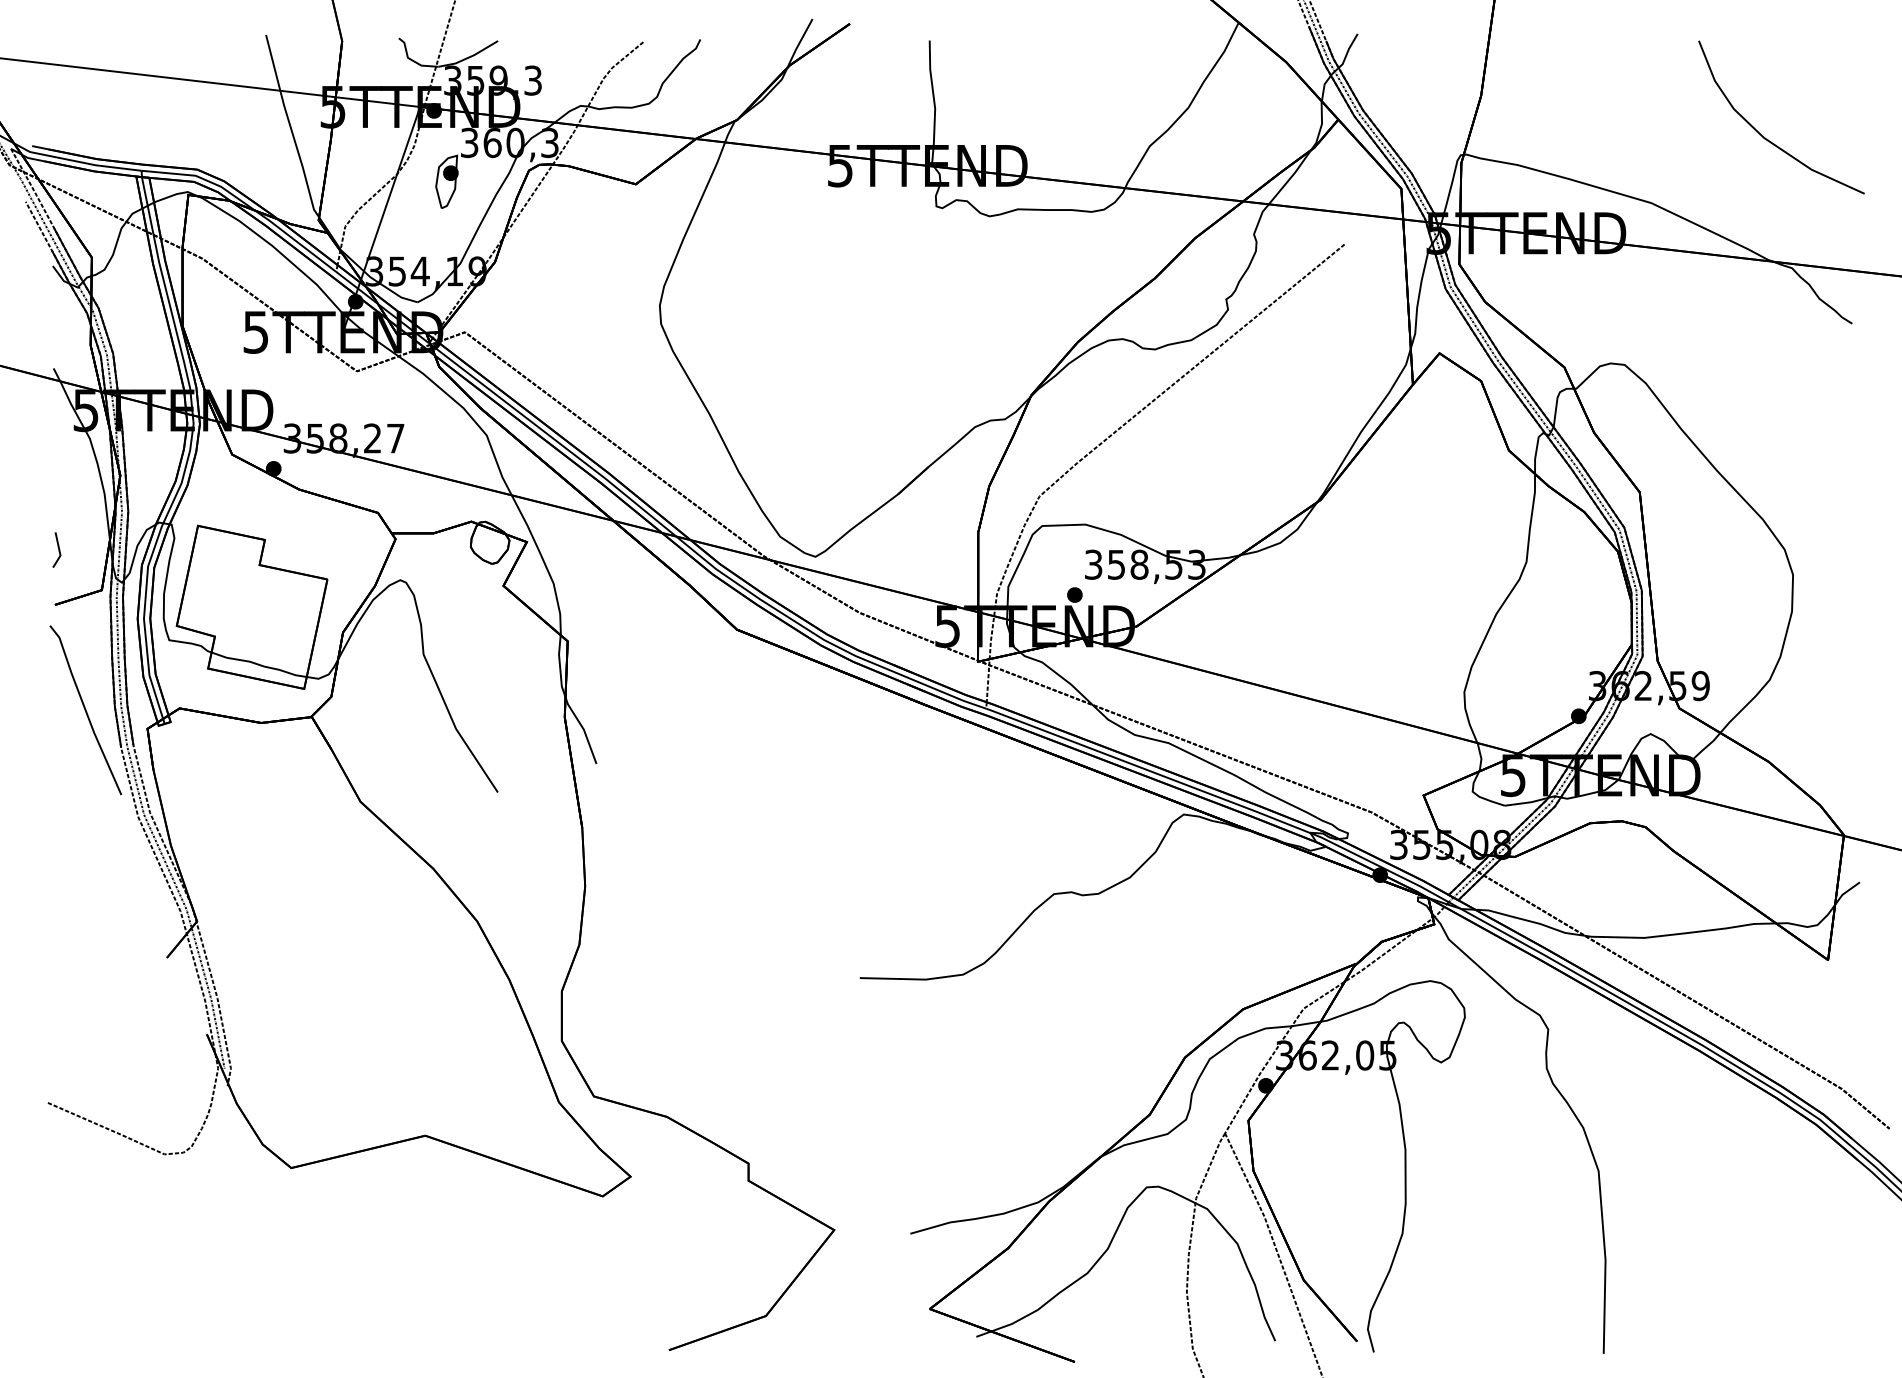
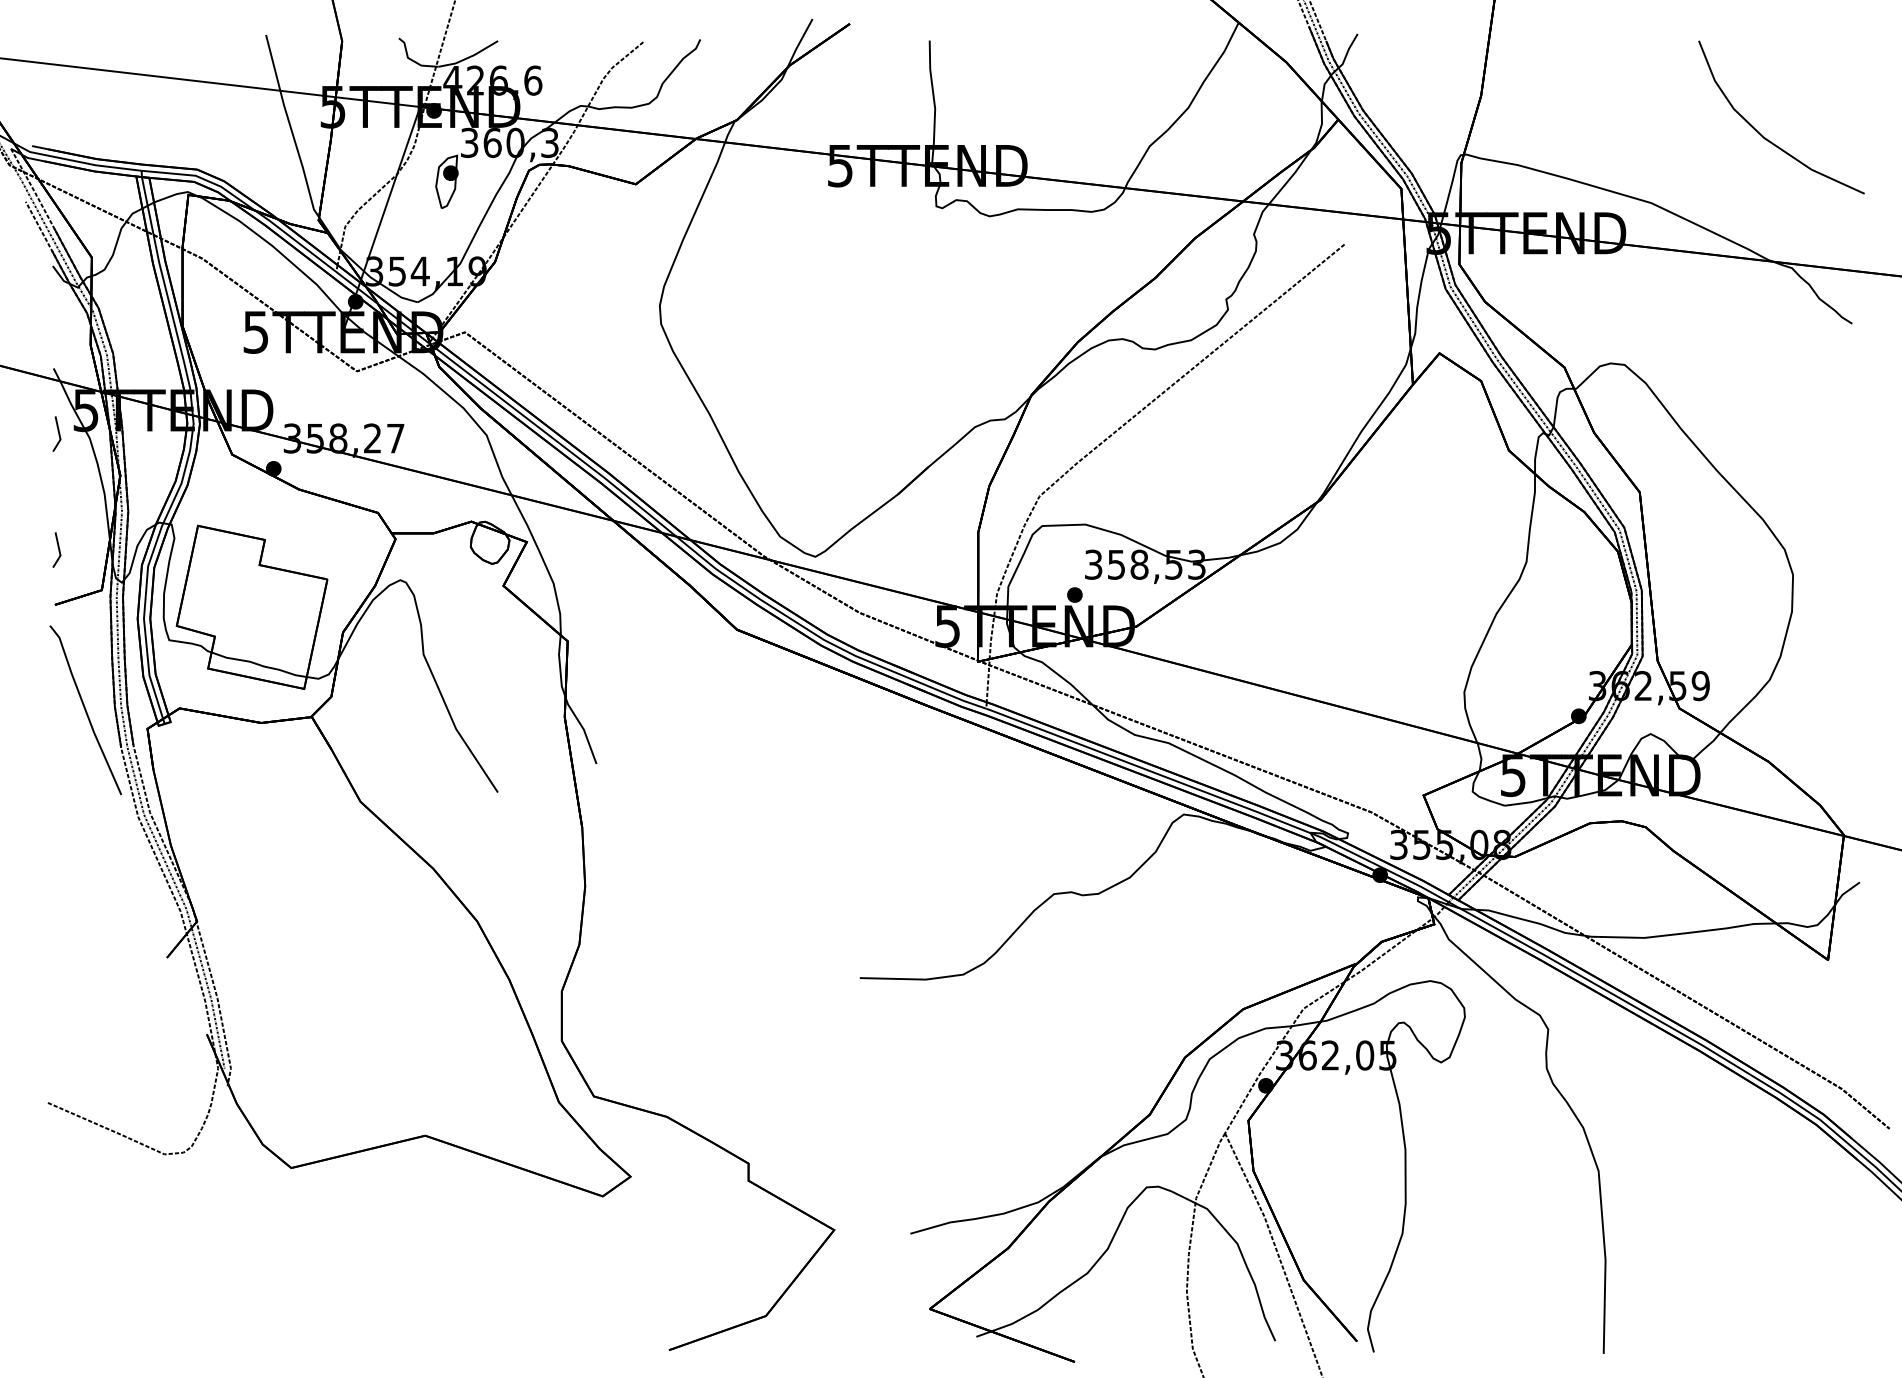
text: 359,3 -> 426,6 (492, 80)
line: none -> present (58, 433)
